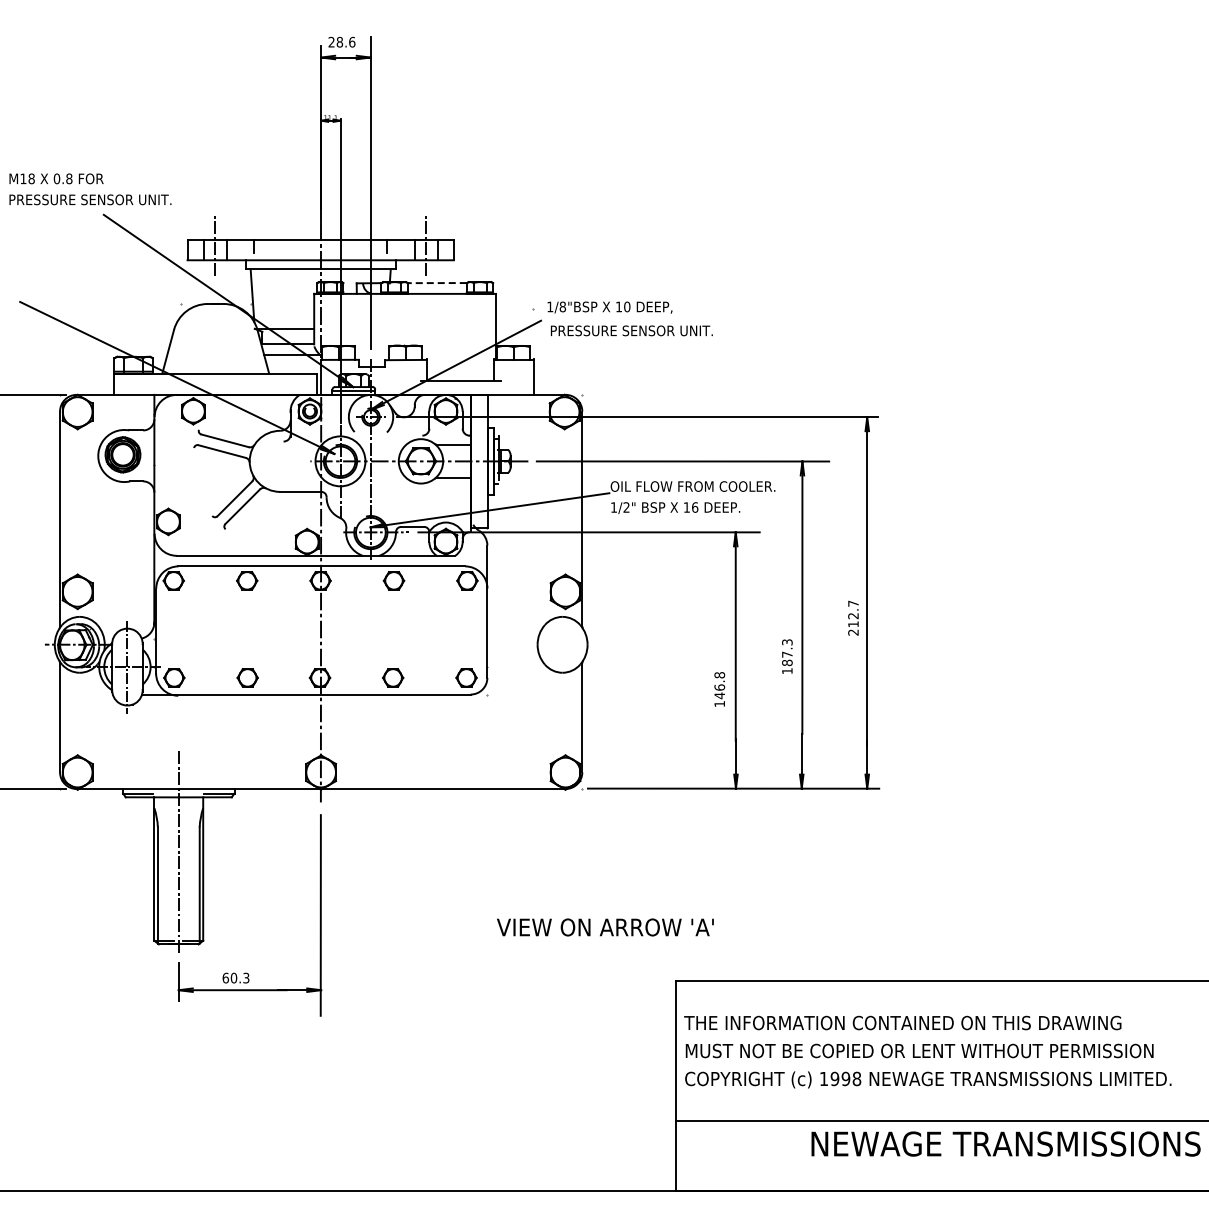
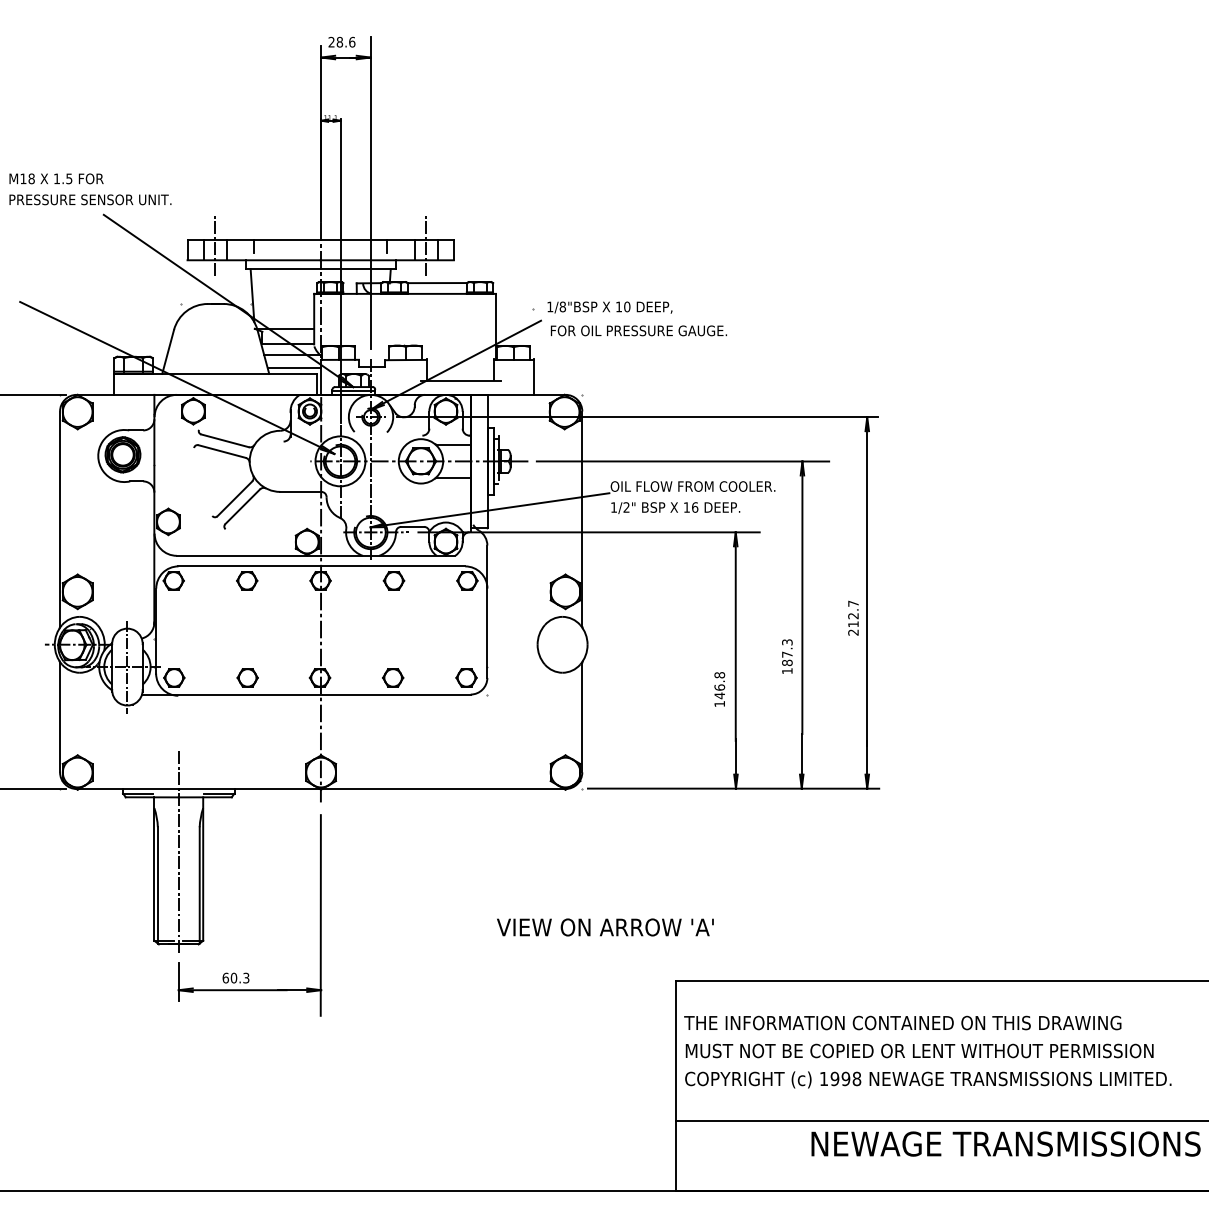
text: 0.8 -> 1.5 (62, 178)
line: dashed -> solid (436, 283)
text: PRESSURE SENSOR UNIT. -> FOR OIL PRESSURE GAUGE. (639, 330)
line: none -> present (293, 367)
